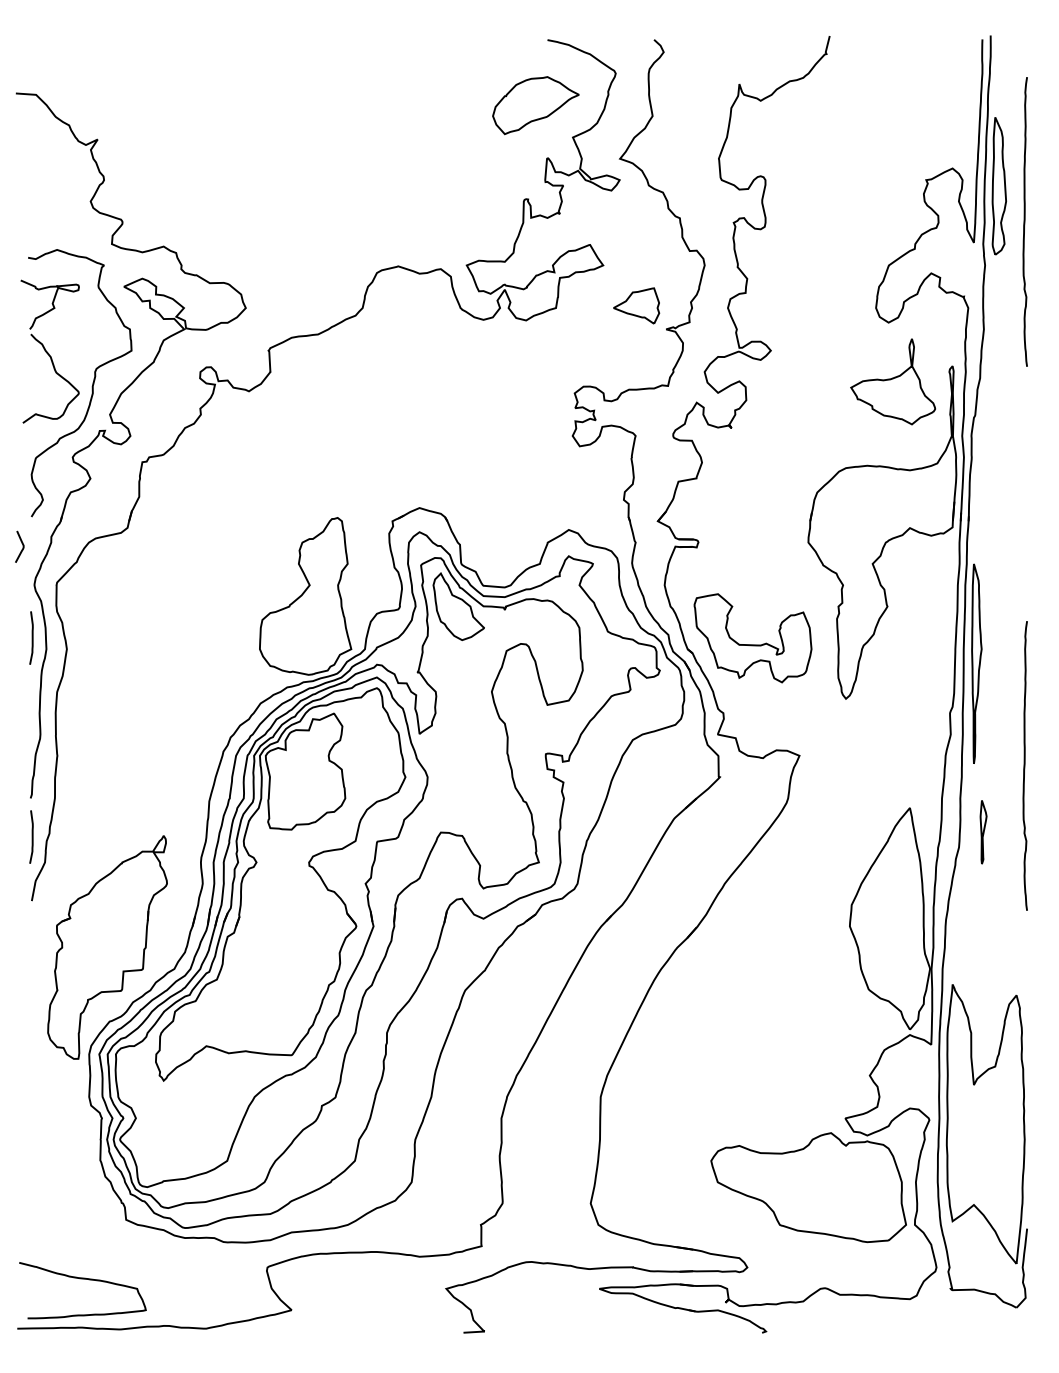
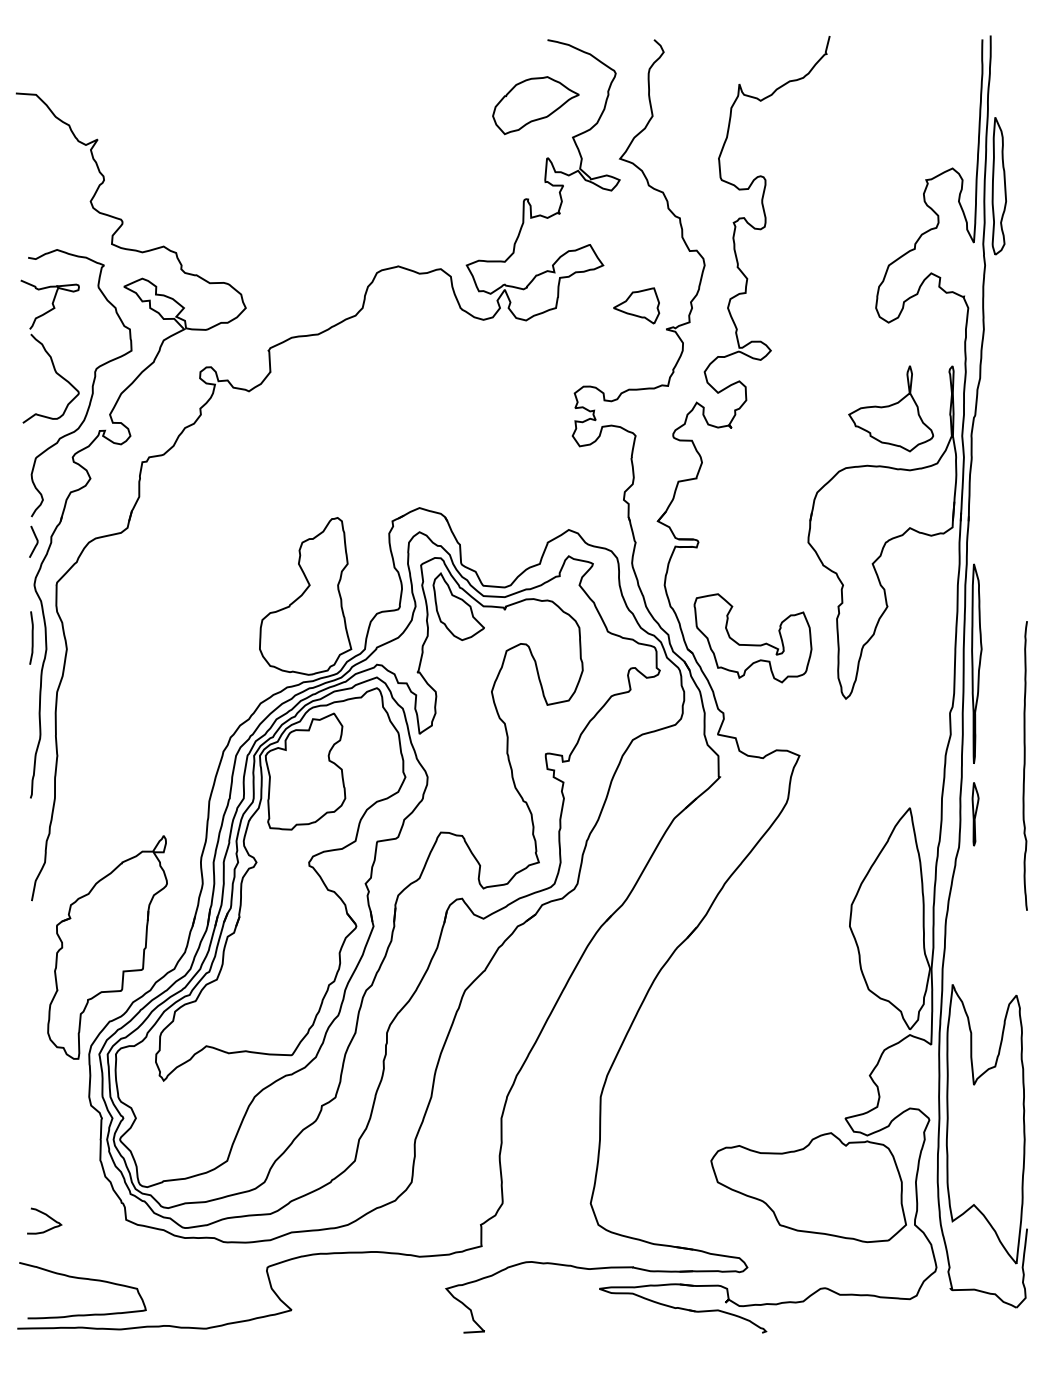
curve: present -> none (1024, 221)
part position: (892, 381) -> (890, 408) (890, 408)
curve position: (22, 546) -> (36, 541) (36, 541)
part position: (983, 832) -> (975, 814) (975, 814)
curve: present -> none (31, 836)
curve: none -> present (47, 1216)
